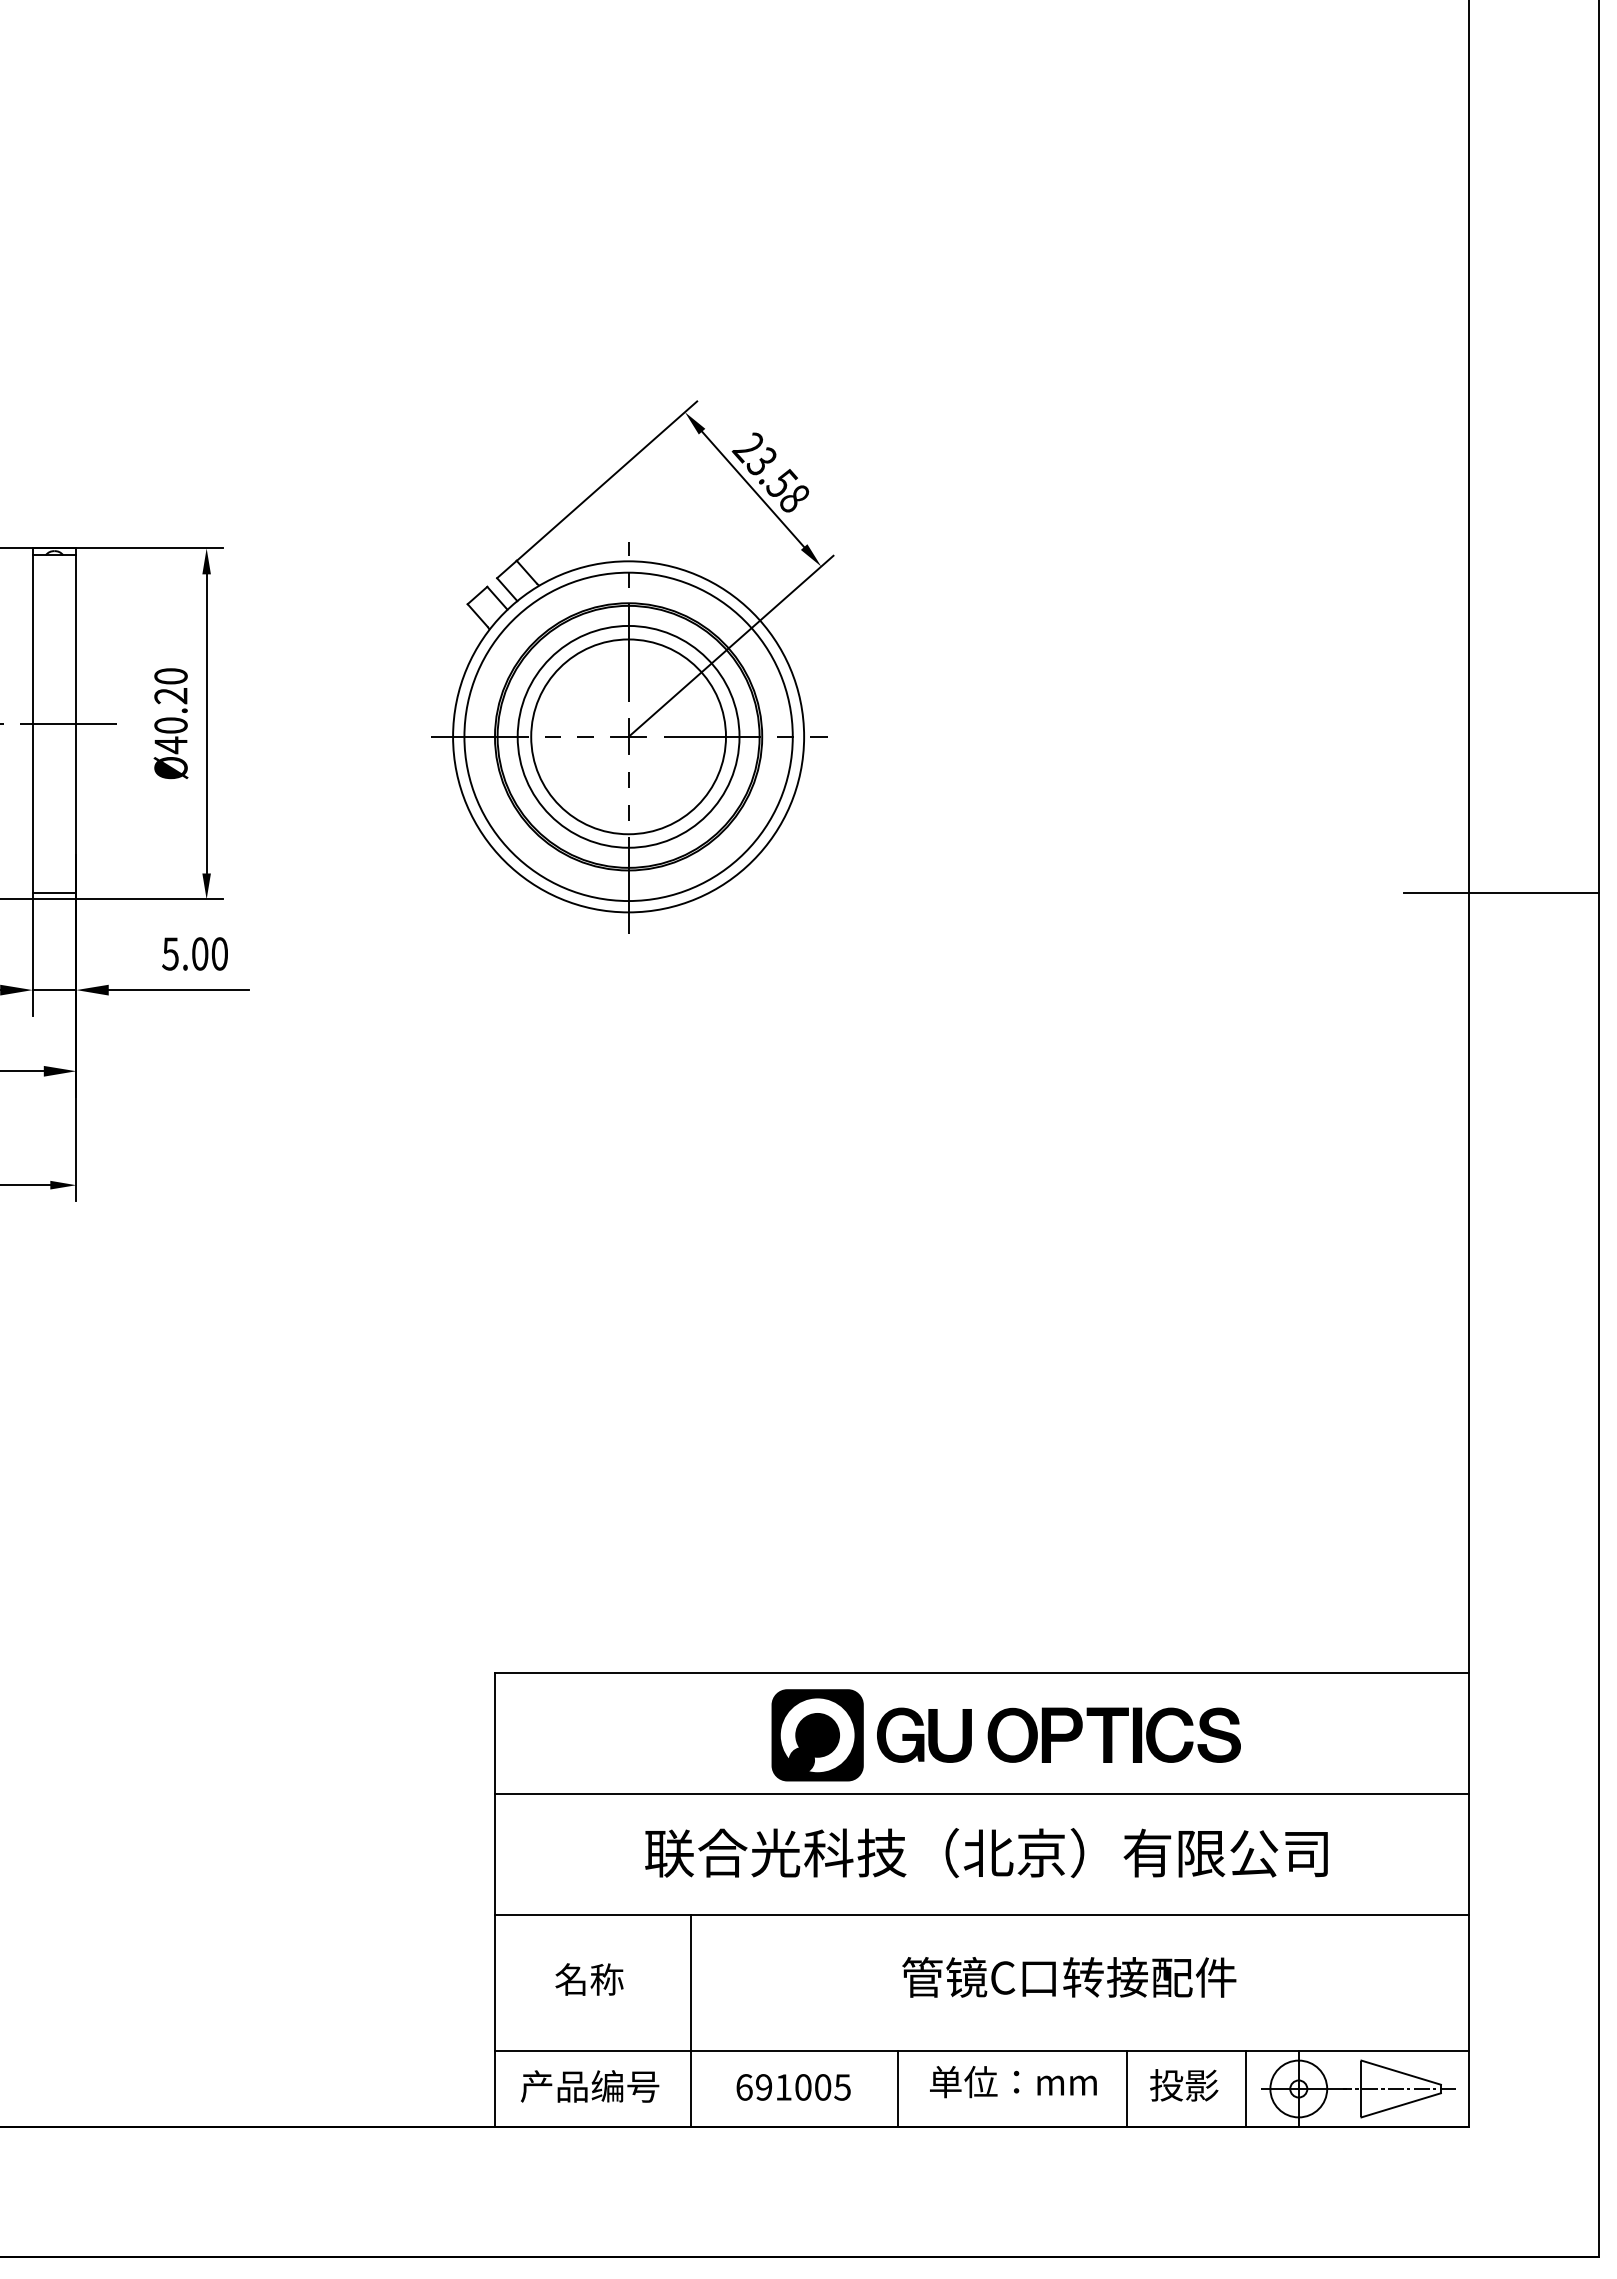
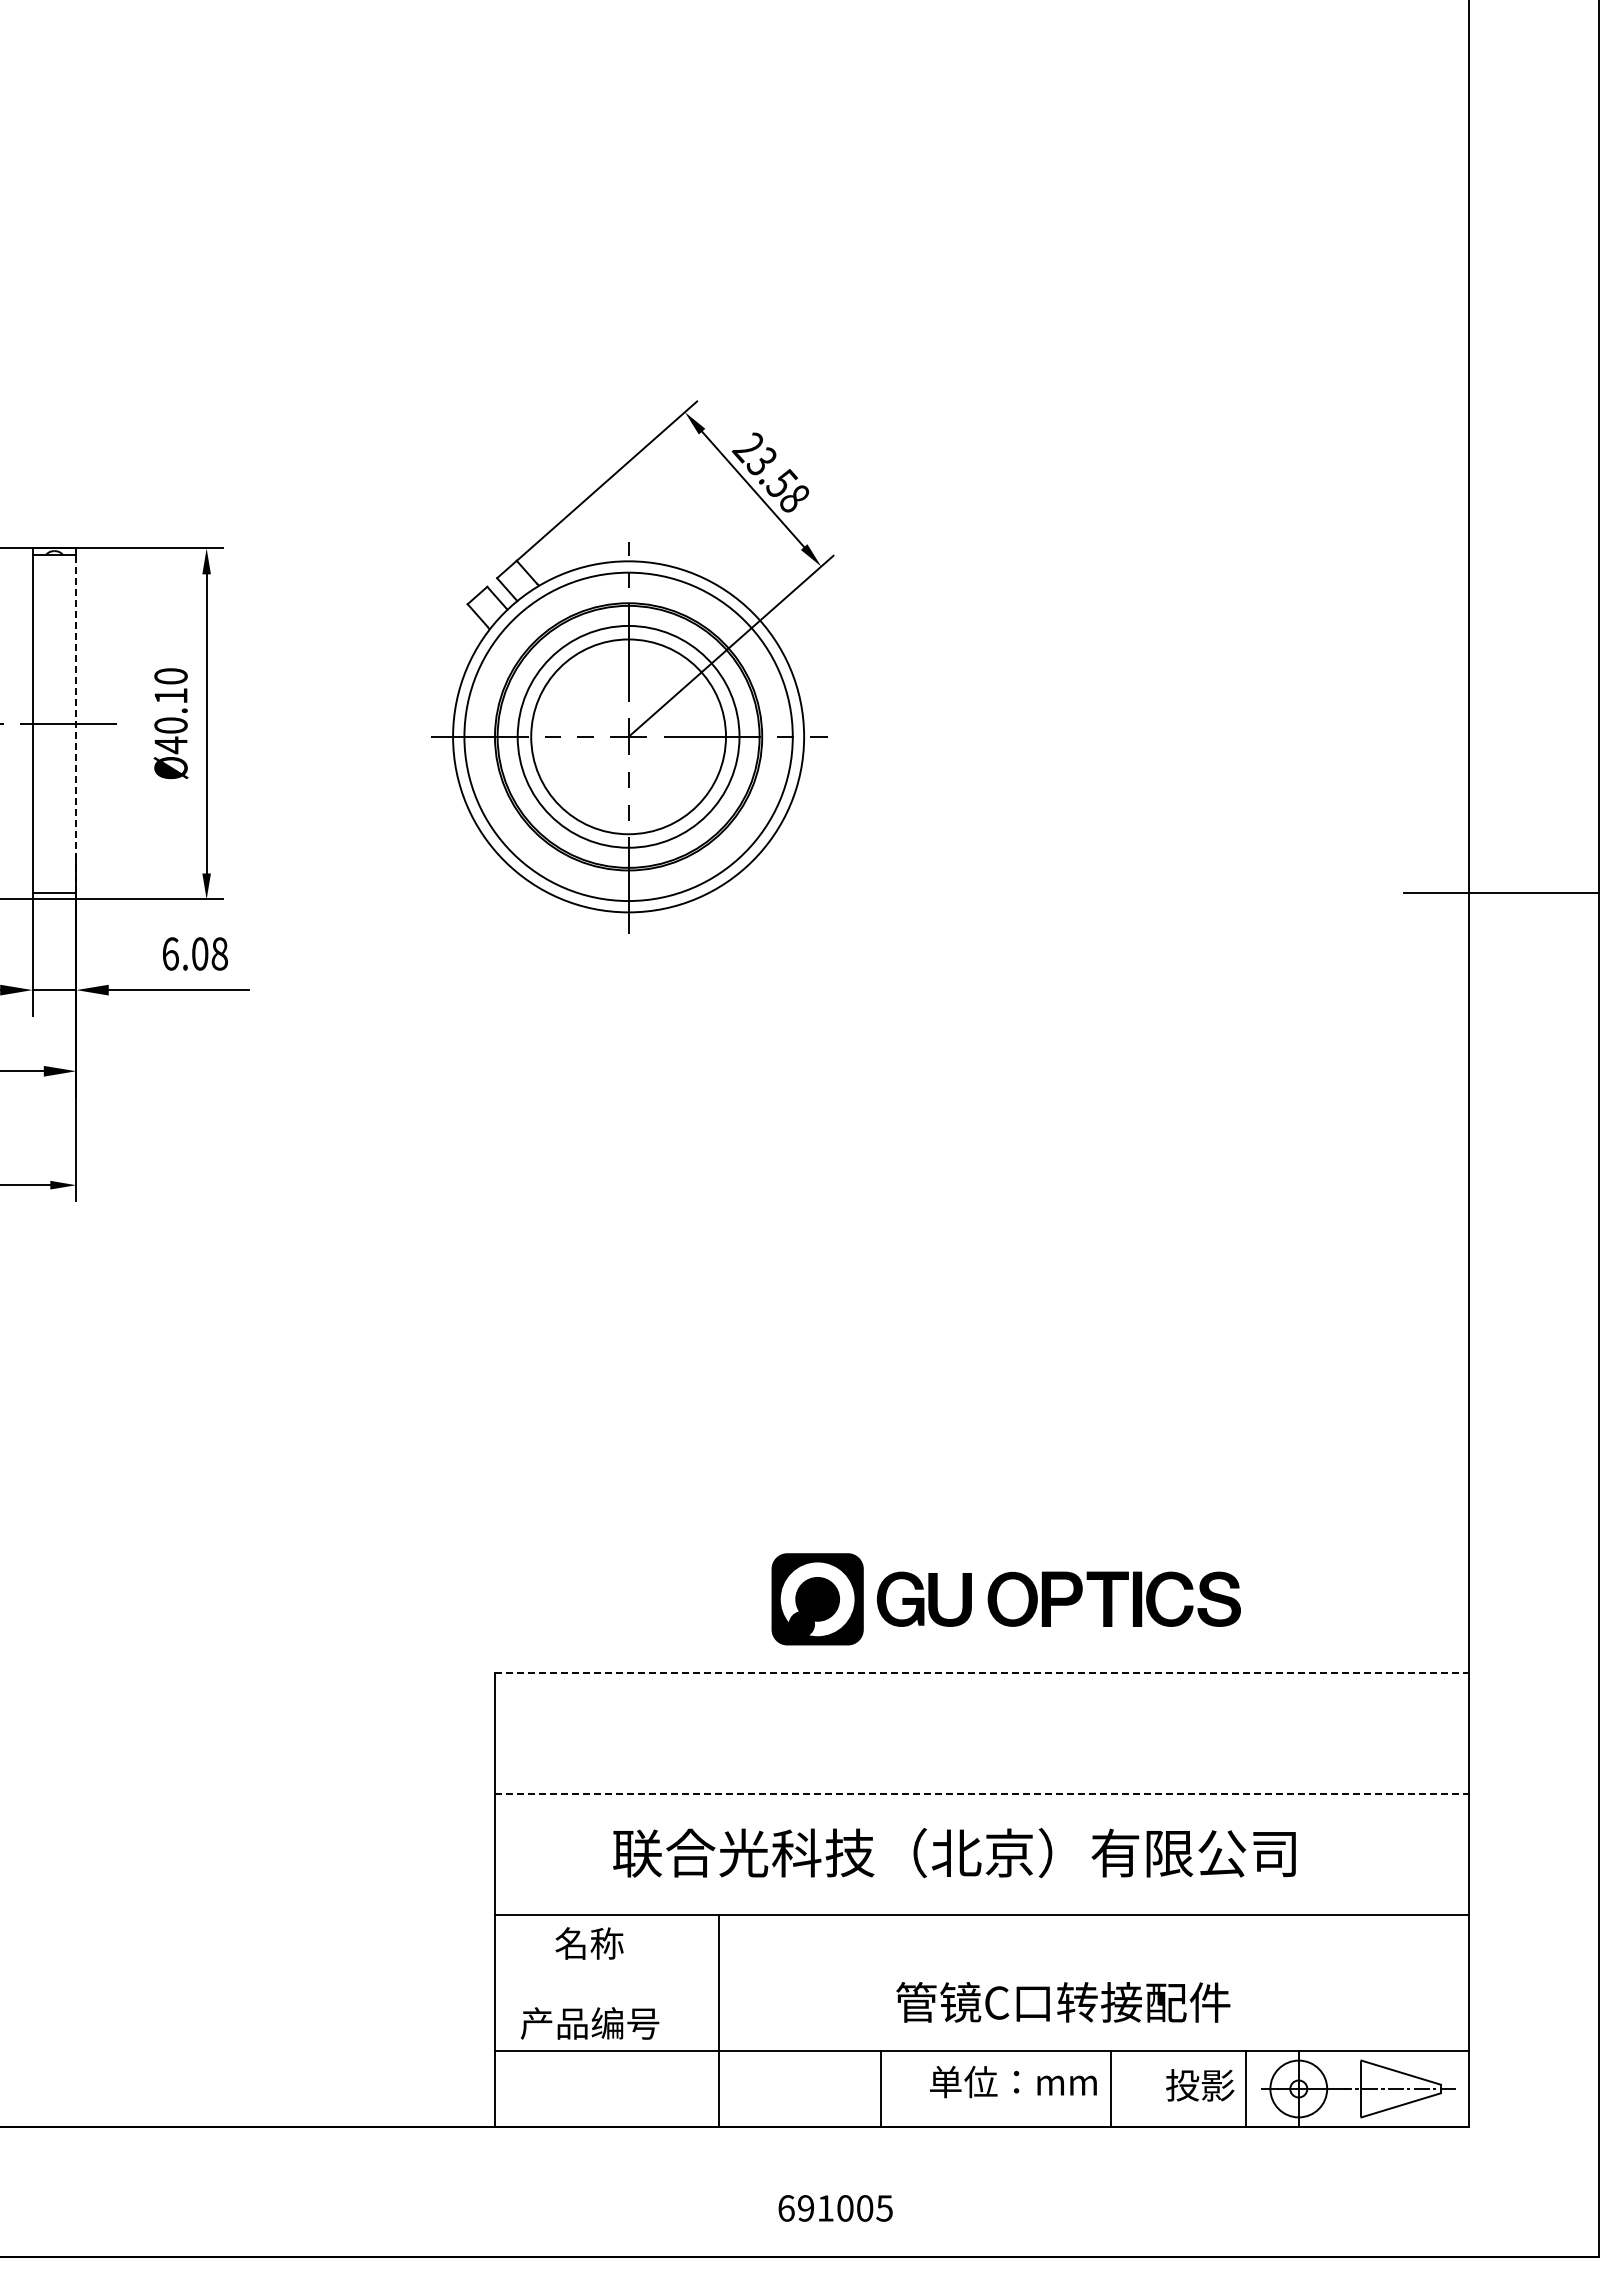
text: Ø40.20 -> Ø40.10 (170, 696)
line: solid -> dashed (76, 723)
text: 5.00 -> 6.08 (195, 953)
line: solid -> dashed (981, 1672)
part position: (1005, 1735) -> (1005, 1599) (1005, 1599)
line: solid -> dashed (981, 1793)
text position: (986, 1853) -> (954, 1853) (954, 1853)
text position: (1069, 1977) -> (1063, 2002) (1063, 2002)
text position: (589, 1979) -> (589, 1943) (589, 1943)
line position: (691, 2020) -> (719, 2020) (719, 2020)
text position: (1184, 2085) -> (1200, 2085) (1200, 2085)
text position: (590, 2086) -> (590, 2023) (590, 2023)
text position: (793, 2087) -> (835, 2208) (835, 2208)
line position: (898, 2088) -> (881, 2088) (881, 2088)
line position: (1127, 2088) -> (1111, 2088) (1111, 2088)
